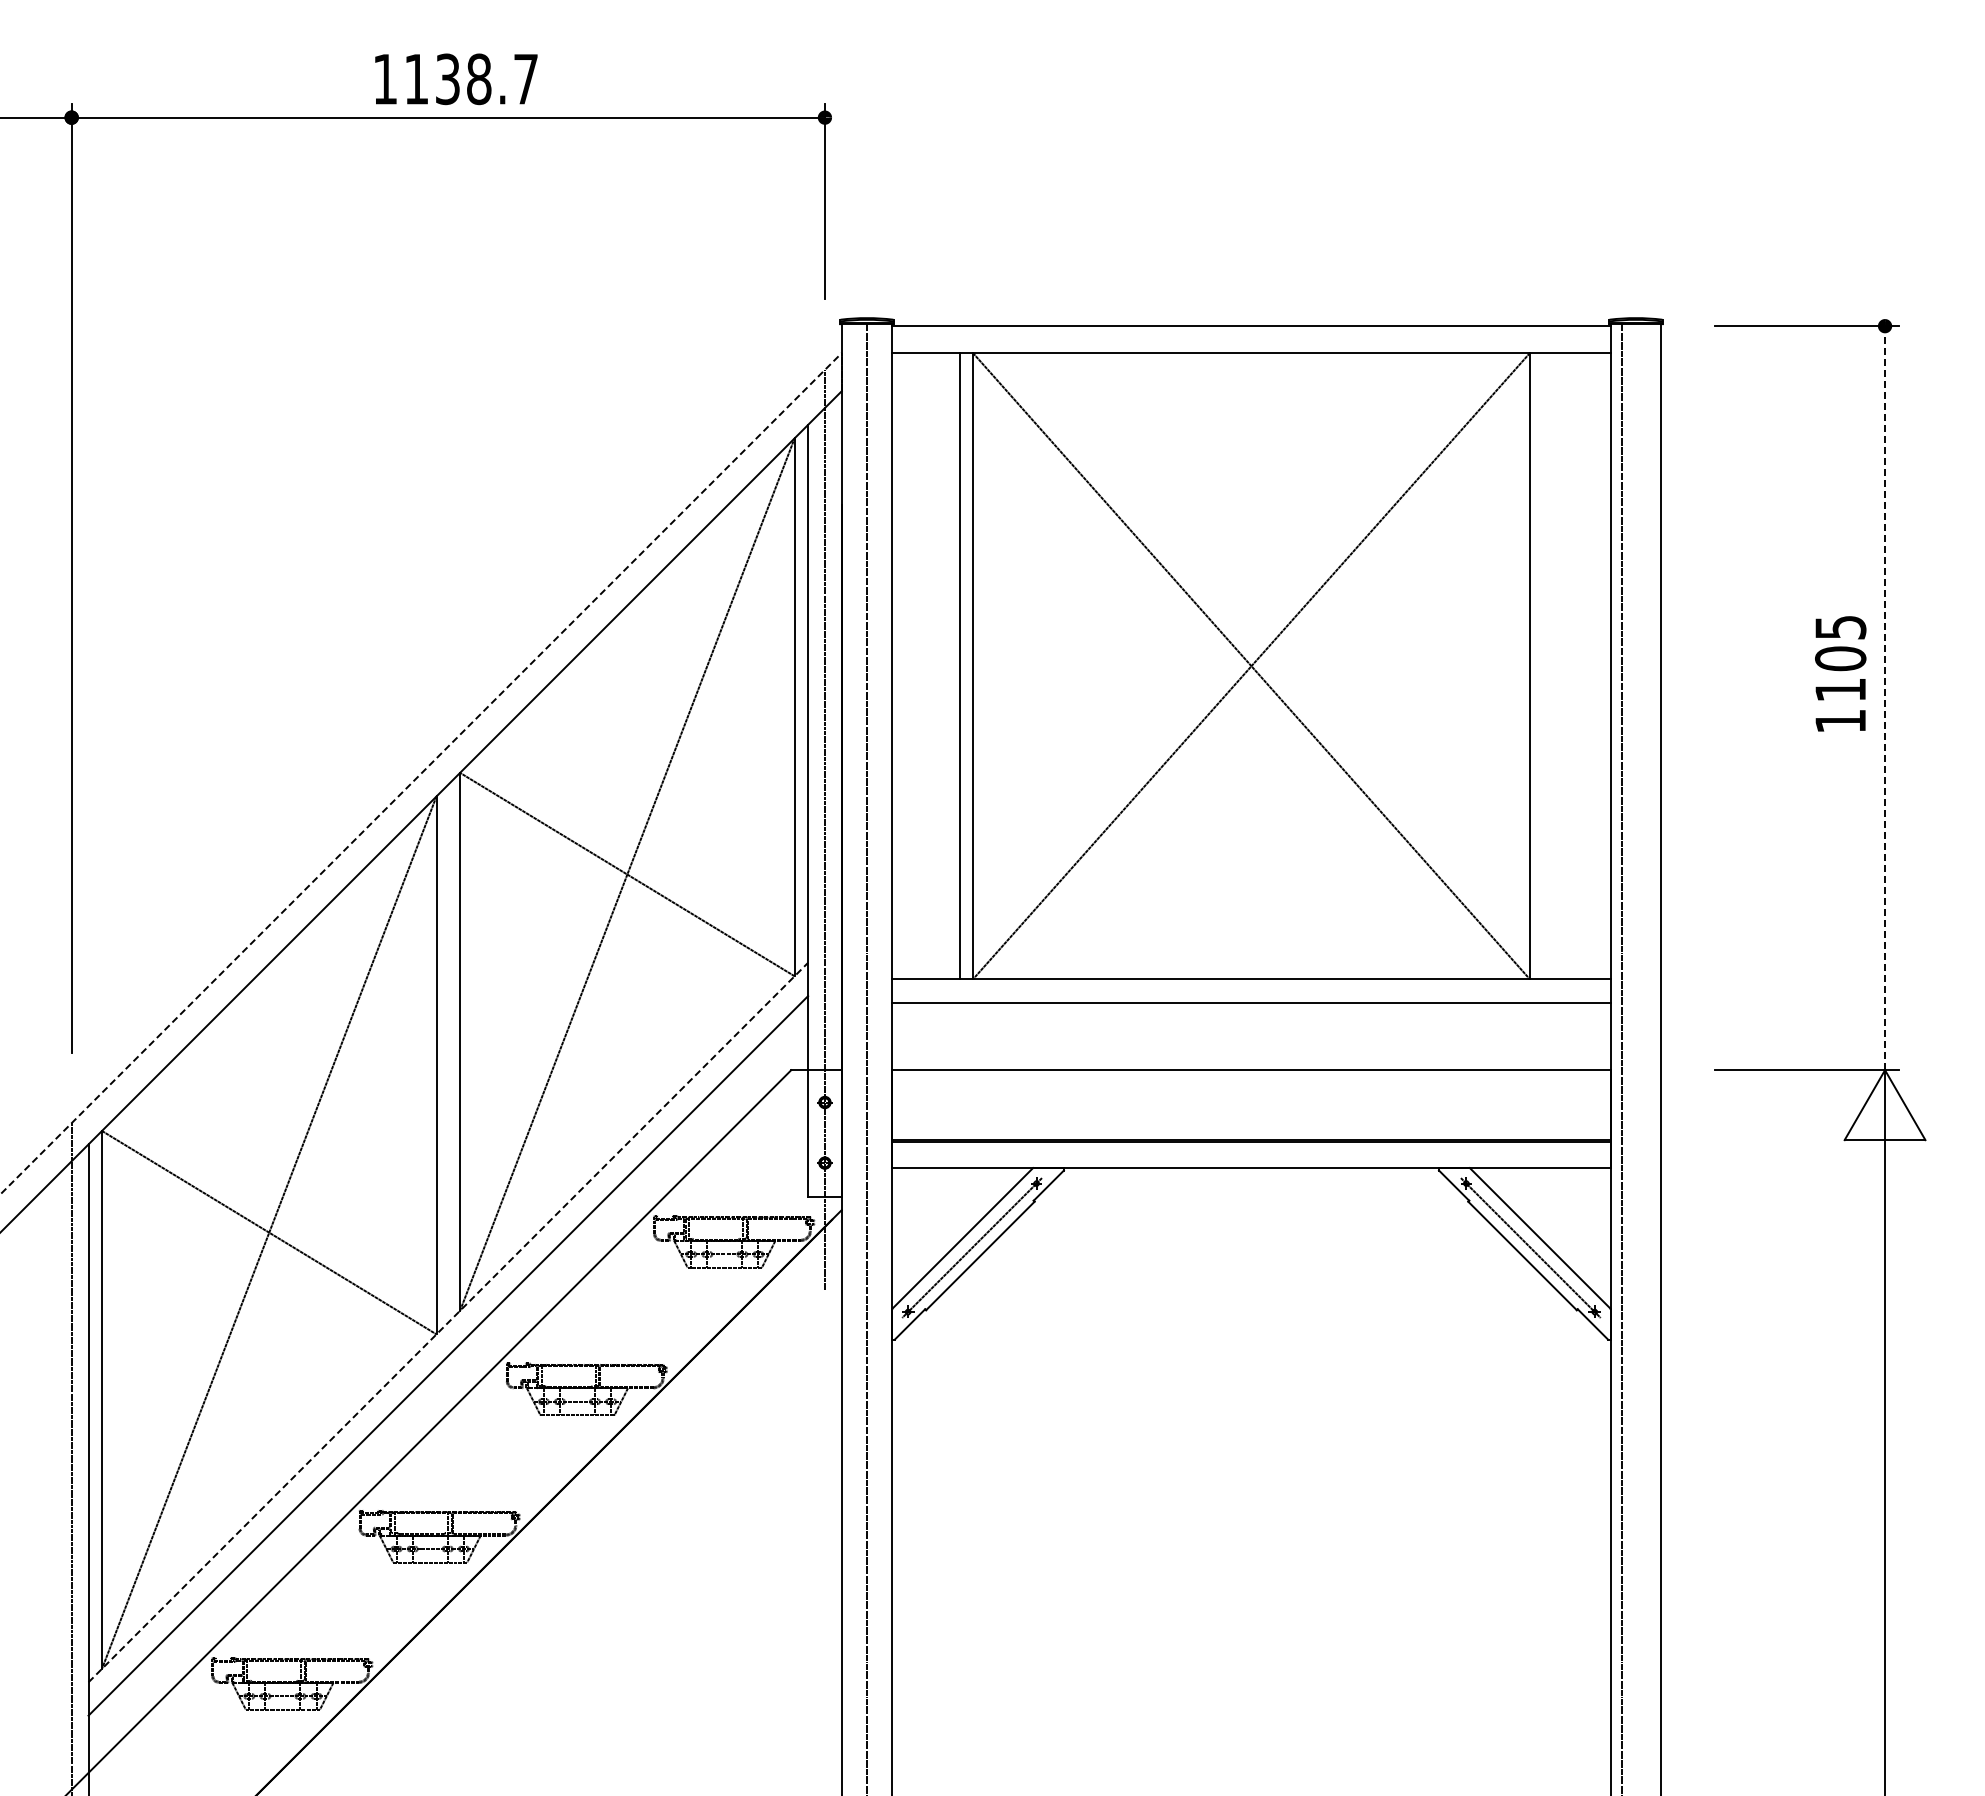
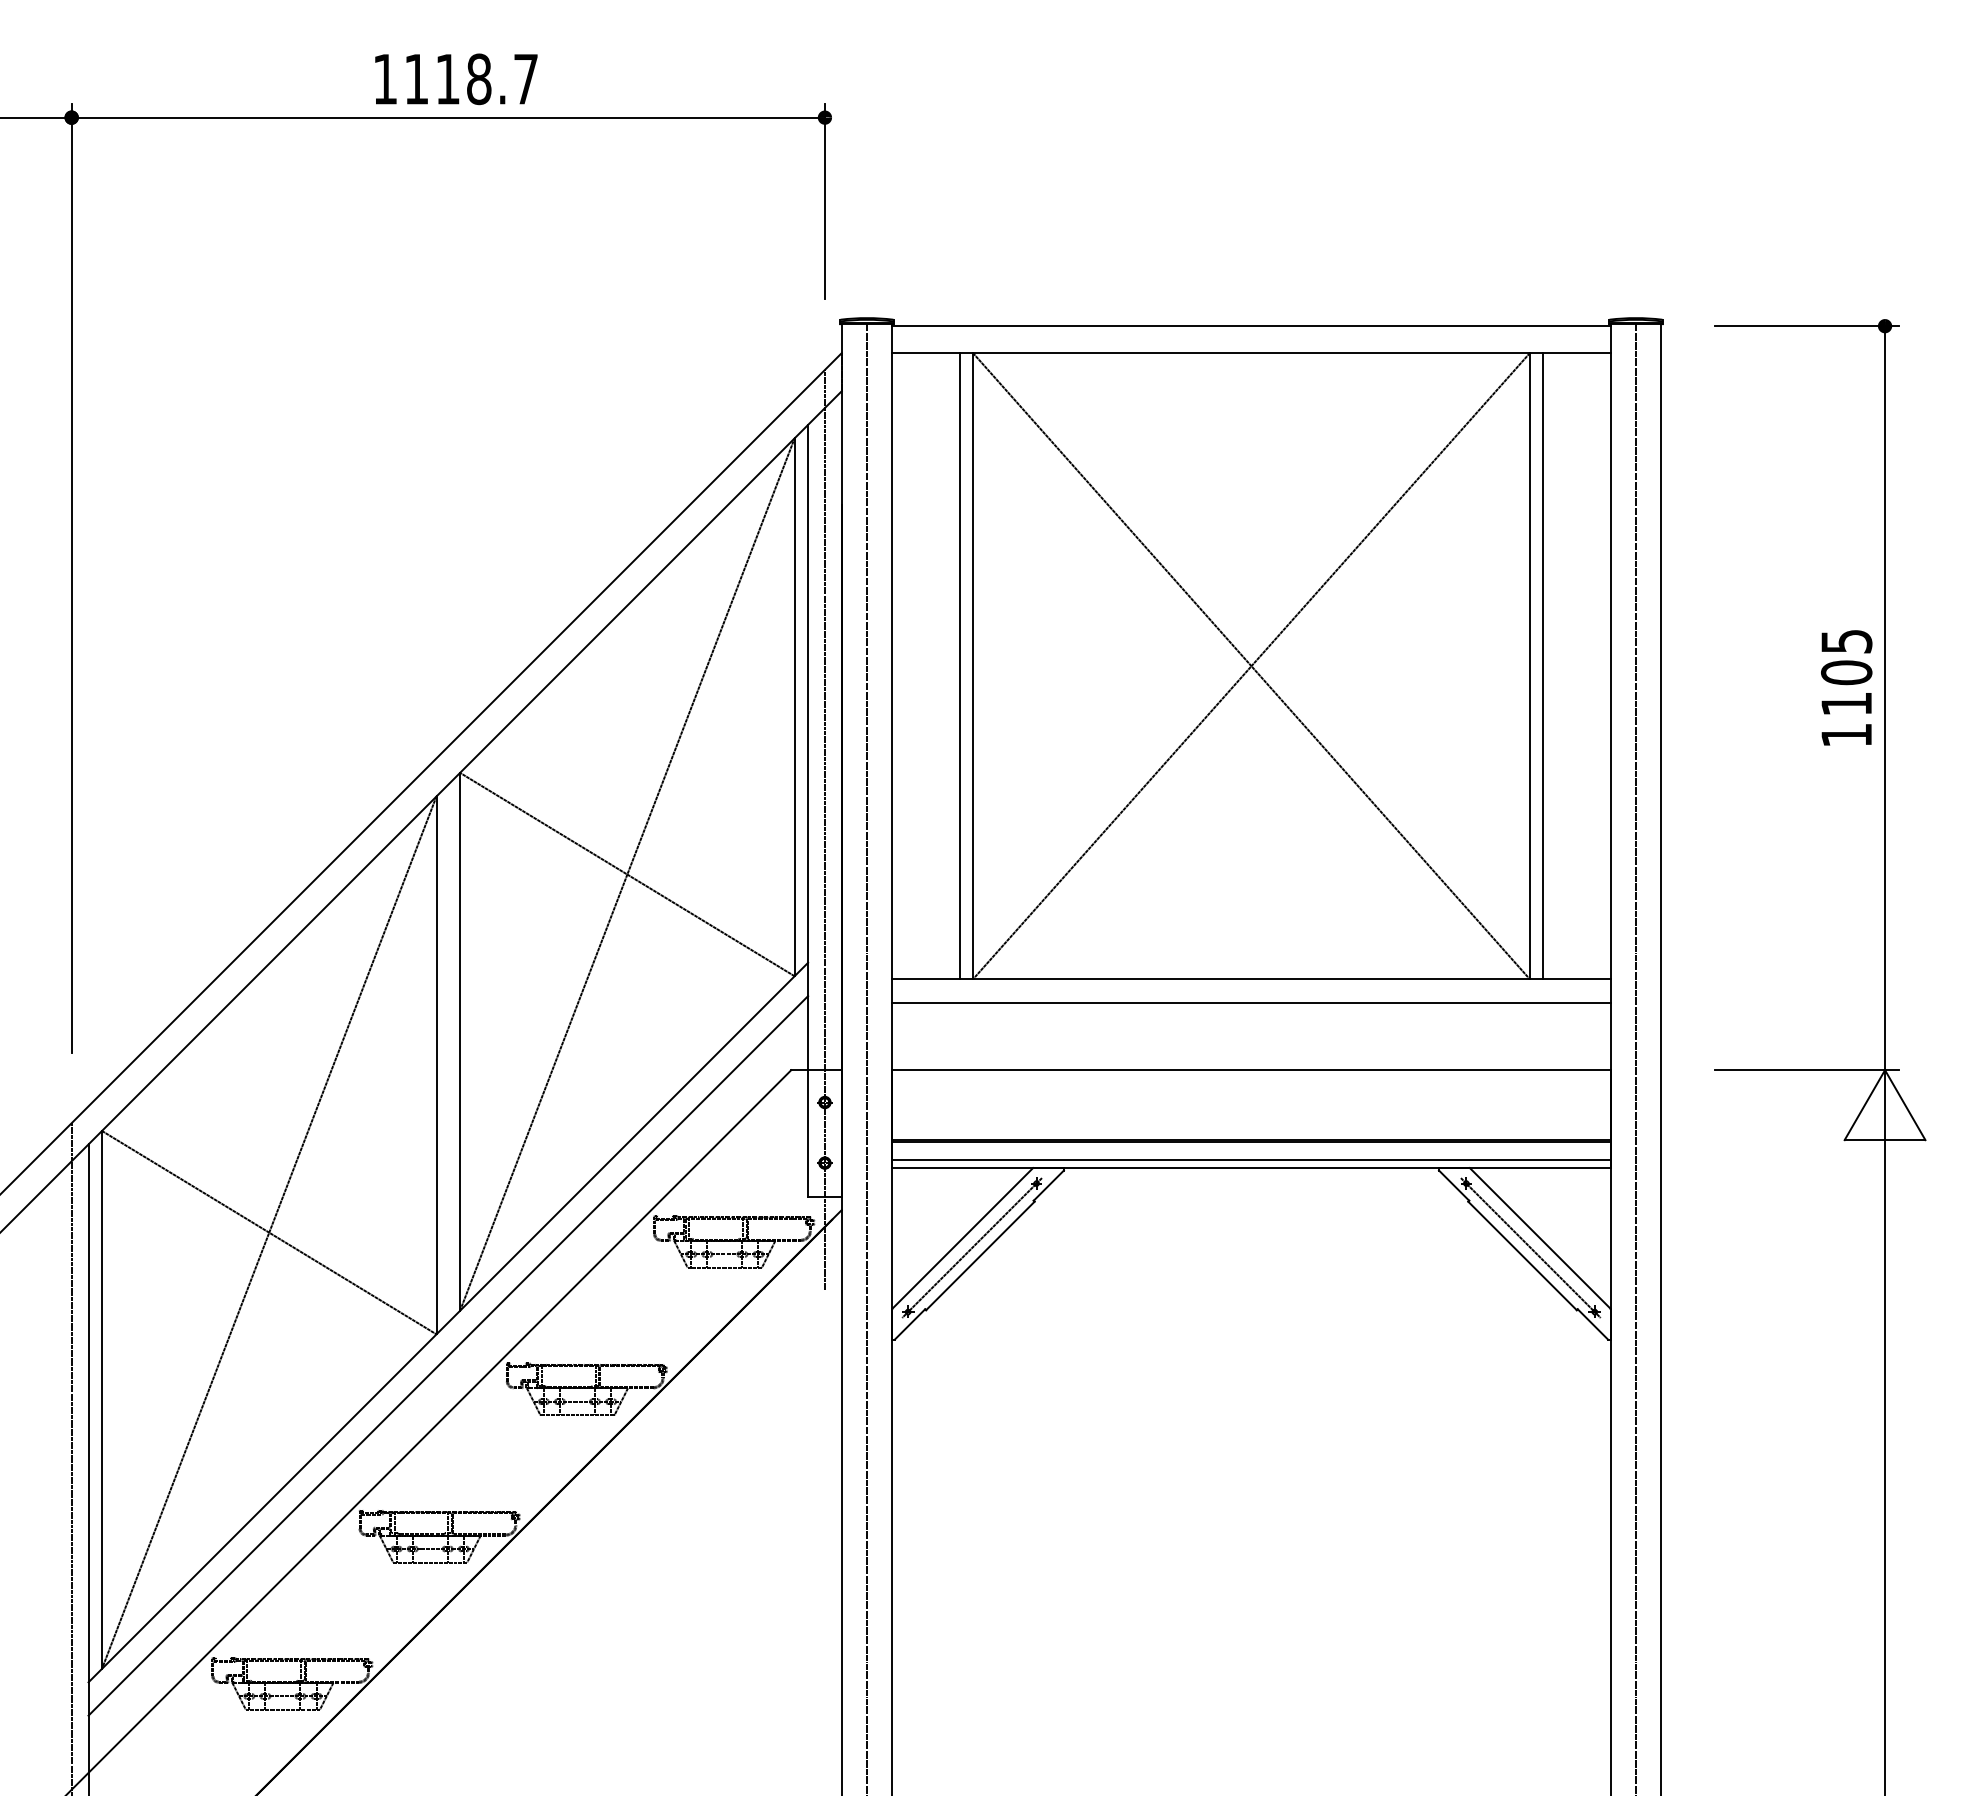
text: 1138.7 -> 1118.7 (447, 79)
line: none -> present (1543, 666)
text position: (1840, 673) -> (1846, 687) (1846, 687)
line: dashed -> solid (1885, 698)
line: dashed -> solid (421, 773)
line position: (1621, 1058) -> (1635, 1058) (1635, 1058)
line: none -> present (1251, 1159)
line: dashed -> solid (448, 1322)
